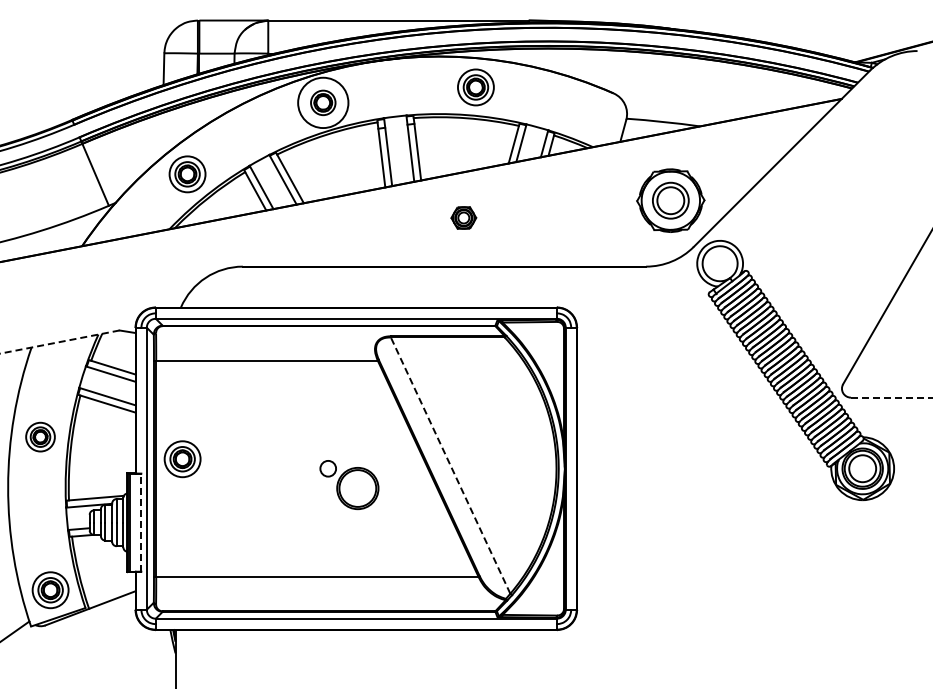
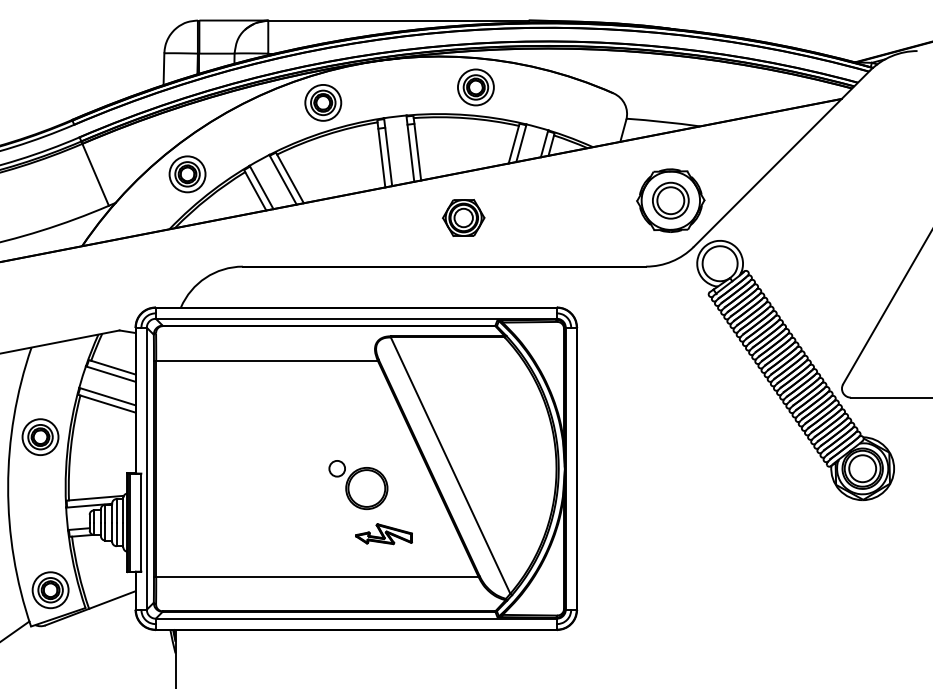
circle diameter: 50 px -> 36 px (323, 102)
part size: 28x24 px -> 44x38 px (463, 217)
line: dashed -> solid (59, 342)
line: dashed -> solid (891, 397)
part size: 31x32 px -> 39x38 px (40, 436)
part: present -> none (182, 459)
line: dashed -> solid (450, 465)
part position: (349, 485) -> (358, 485) (358, 485)
line: dashed -> solid (141, 522)
part: none -> present (383, 534)
